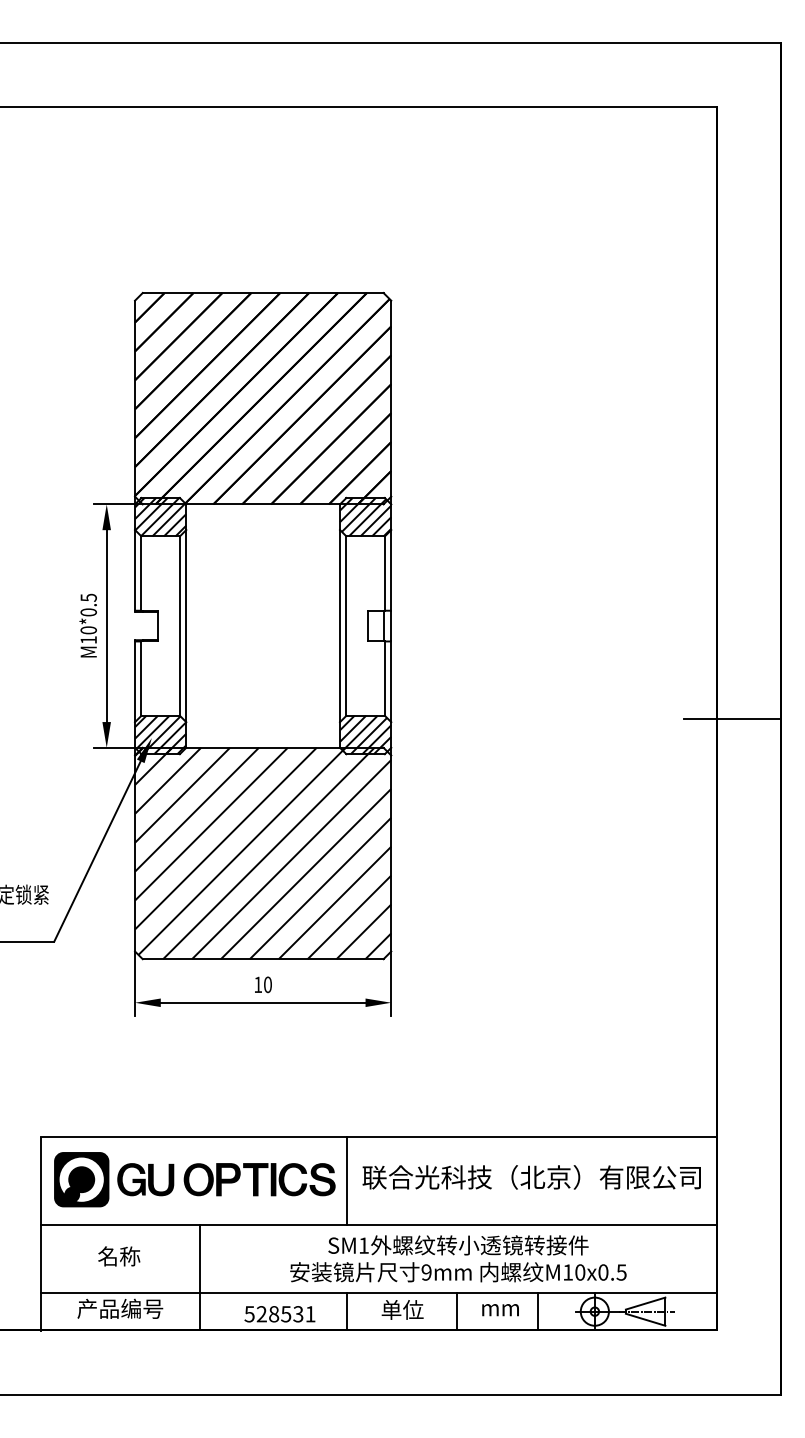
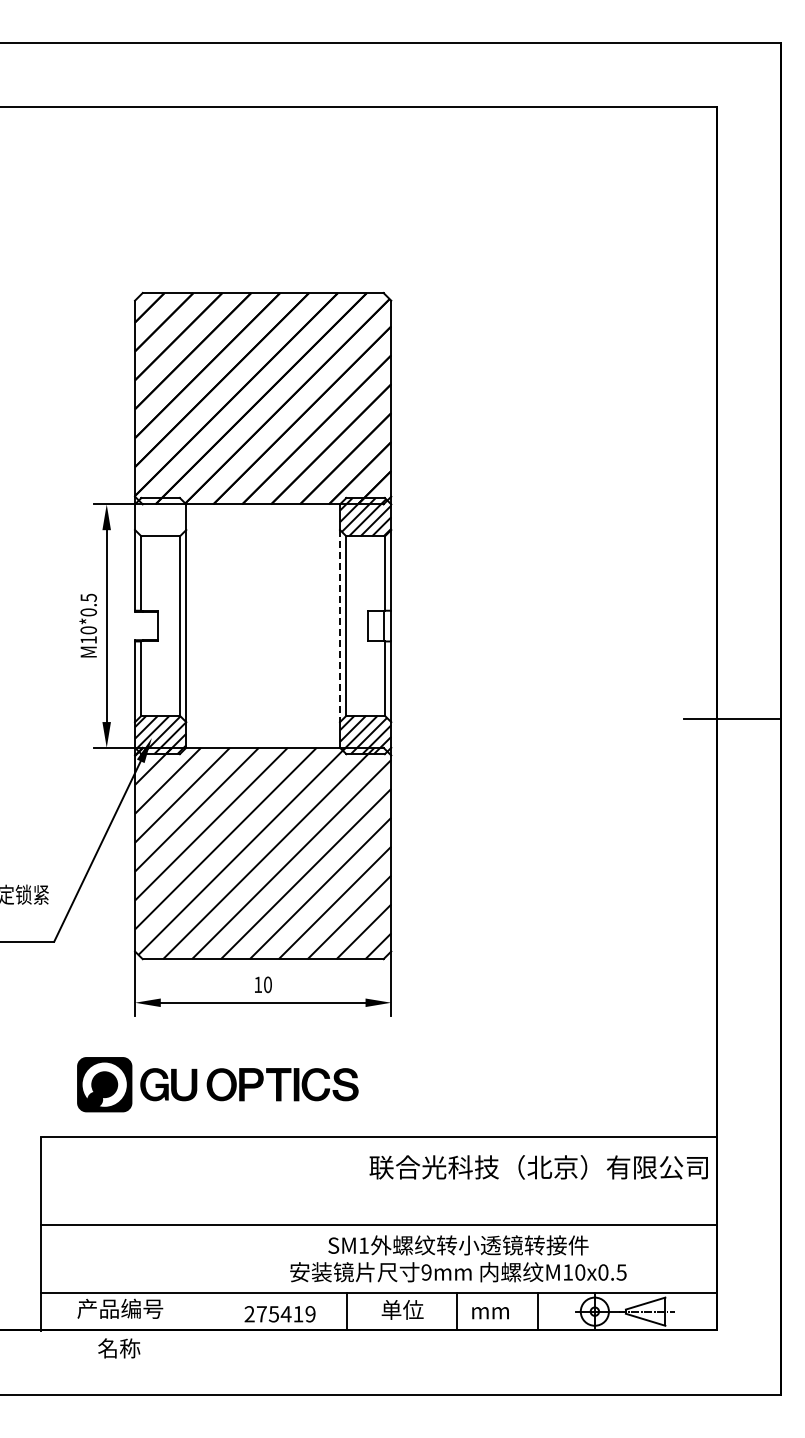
hatch: present -> none (160, 516)
line: solid -> dashed (340, 626)
text position: (531, 1177) -> (538, 1167) (538, 1167)
part position: (194, 1179) -> (217, 1084) (217, 1084)
line: present -> none (347, 1180)
text position: (119, 1256) -> (119, 1348) (119, 1348)
line: present -> none (200, 1277)
text position: (500, 1310) -> (490, 1313) (490, 1313)
text: 528531 -> 275419 (279, 1314)
